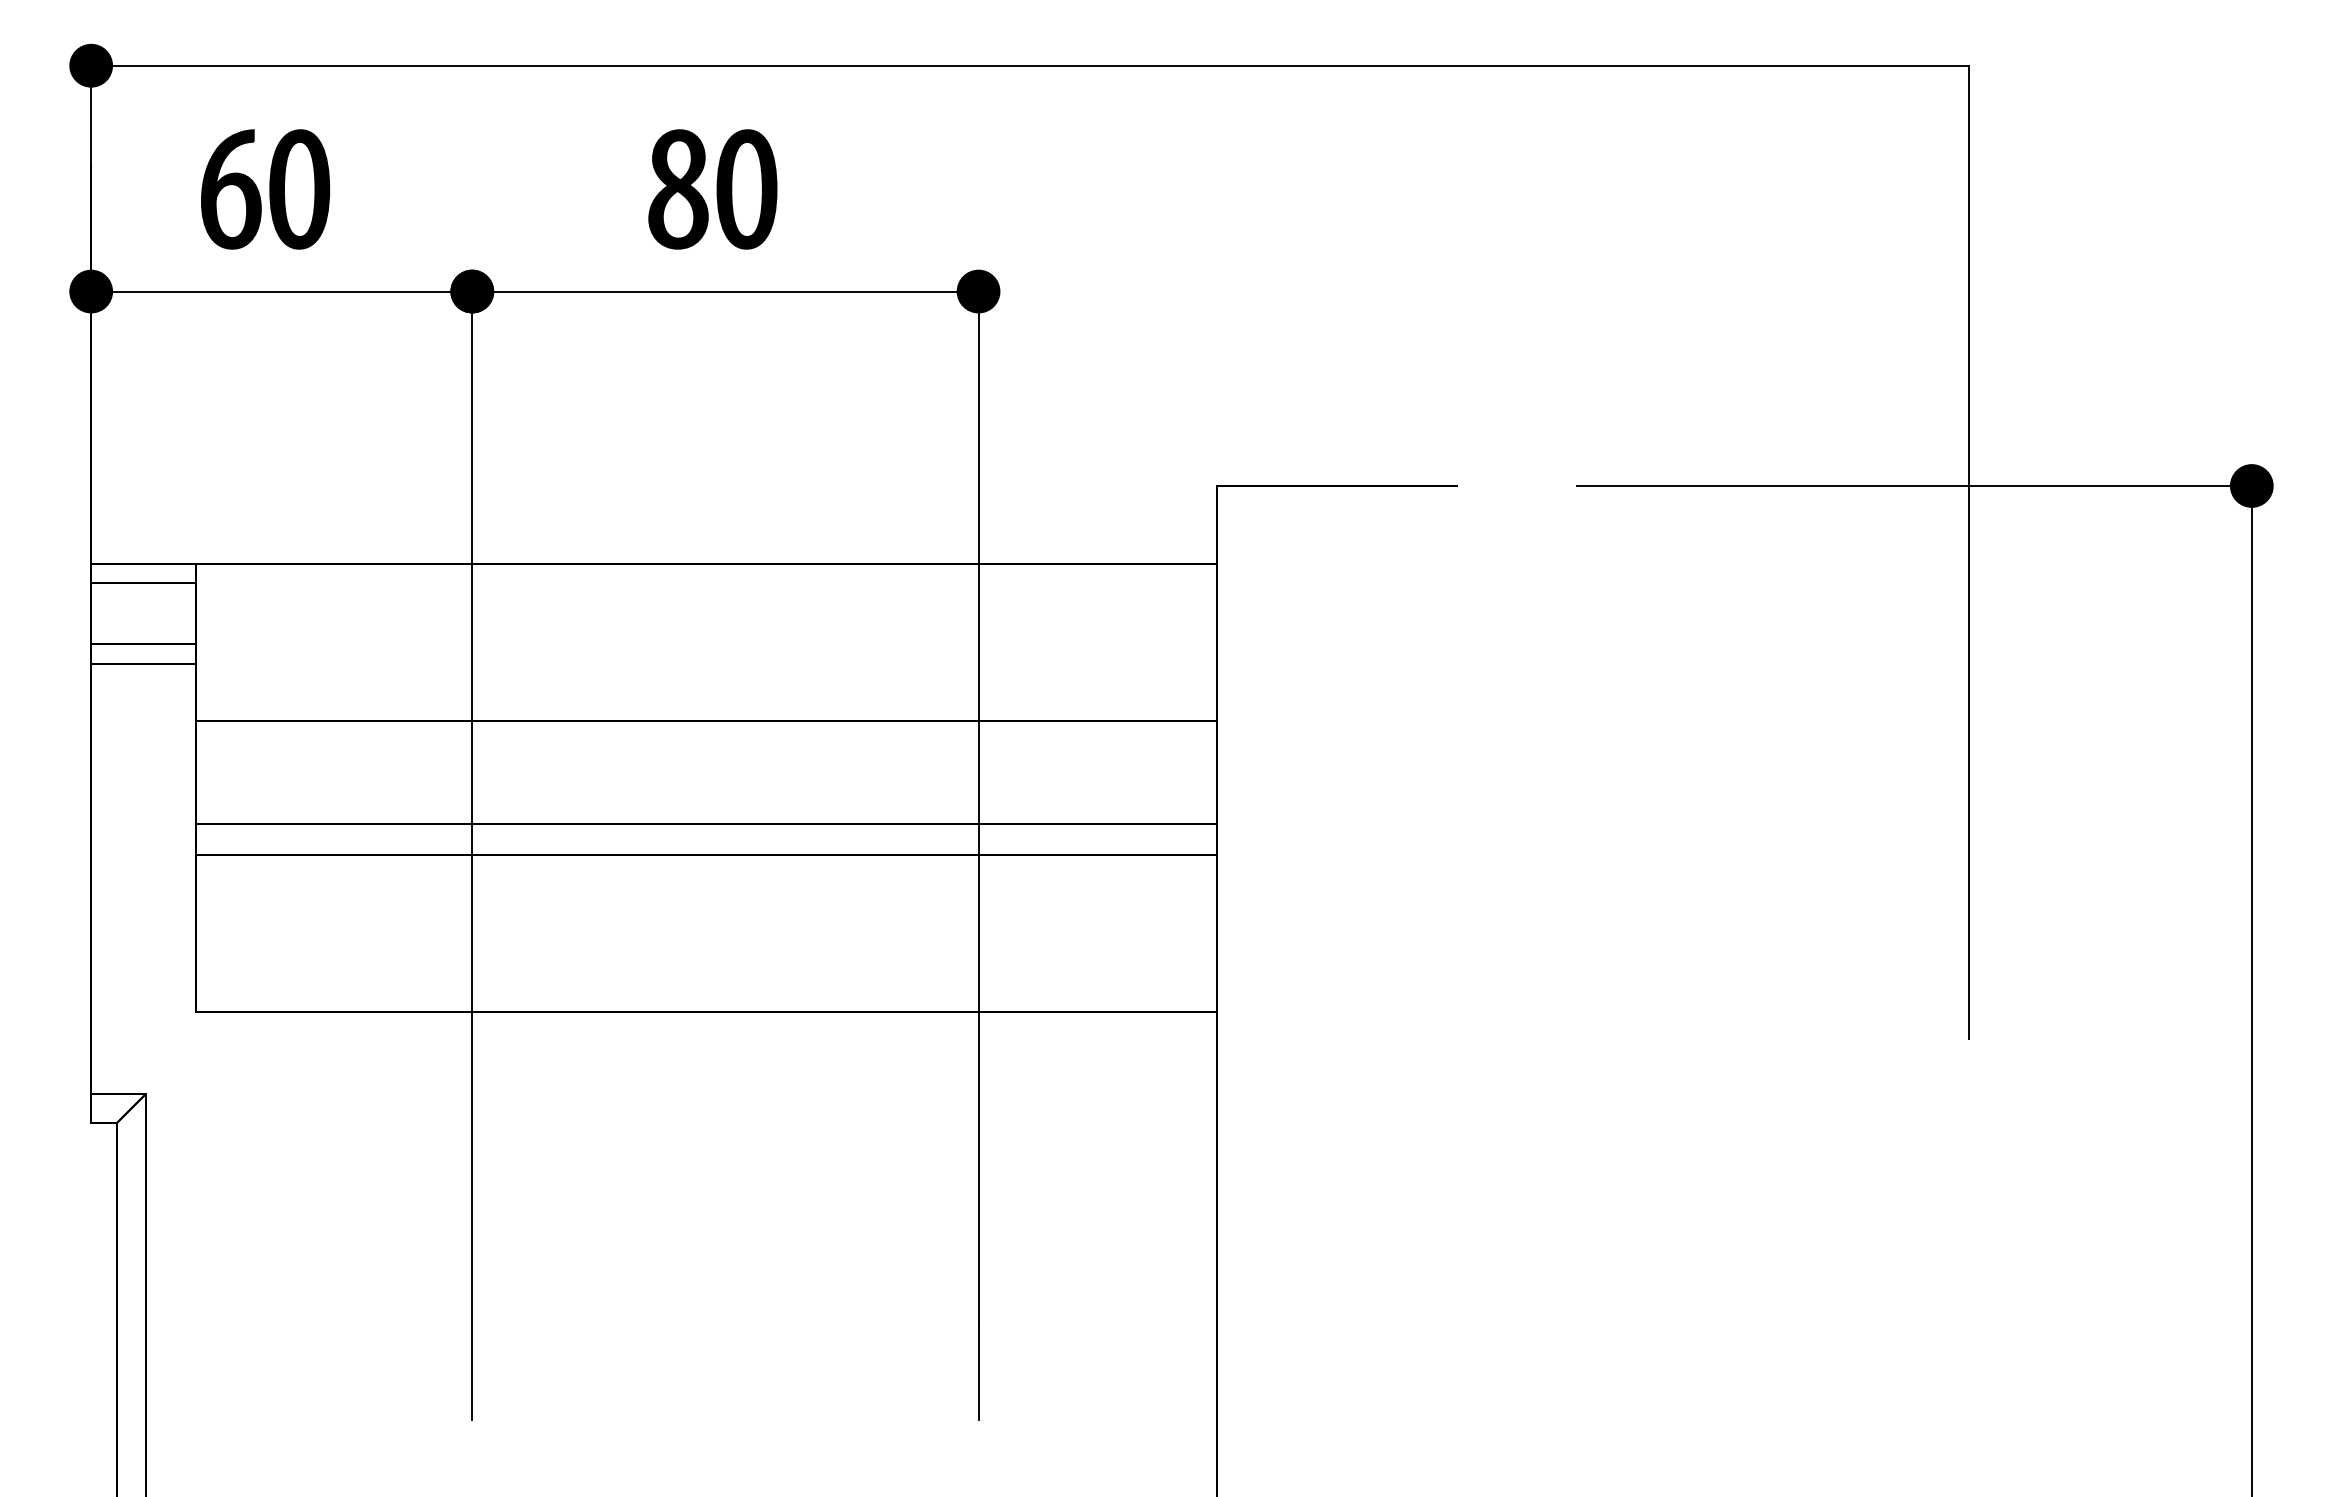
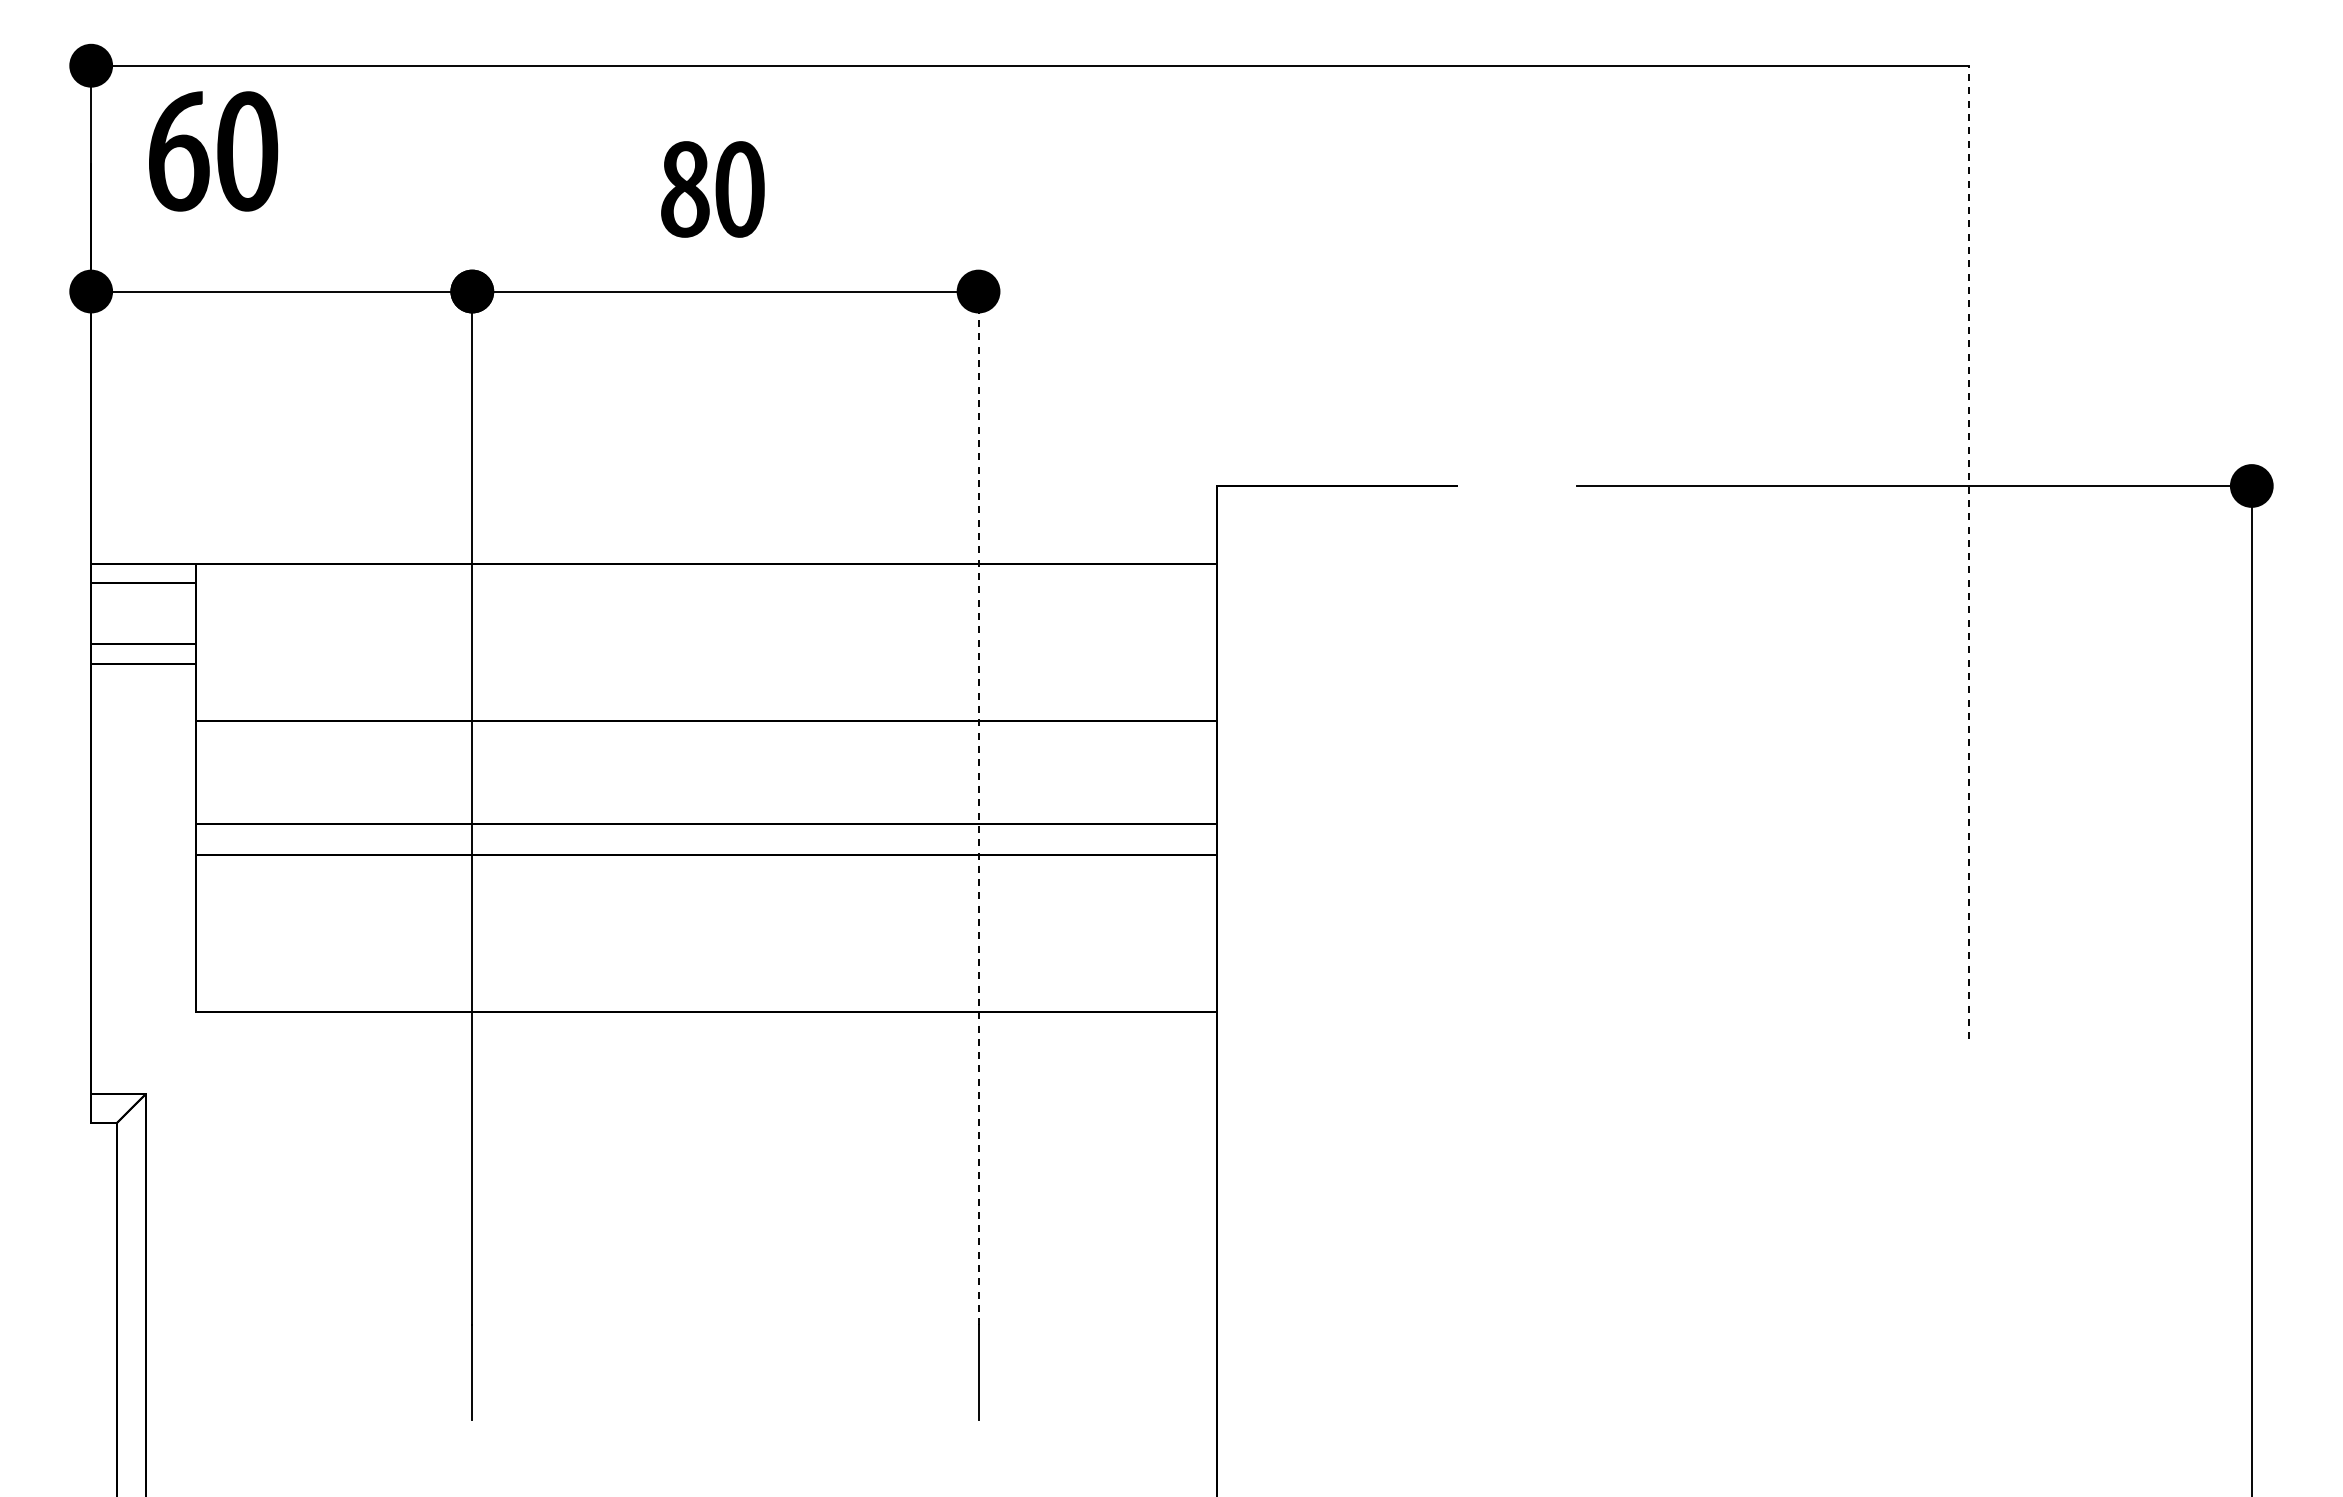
part position: (265, 189) -> (213, 151) (213, 151)
part size: 130x121 px -> 104x97 px (712, 189)
line: solid -> dashed (1968, 552)
line: solid -> dashed (978, 808)
